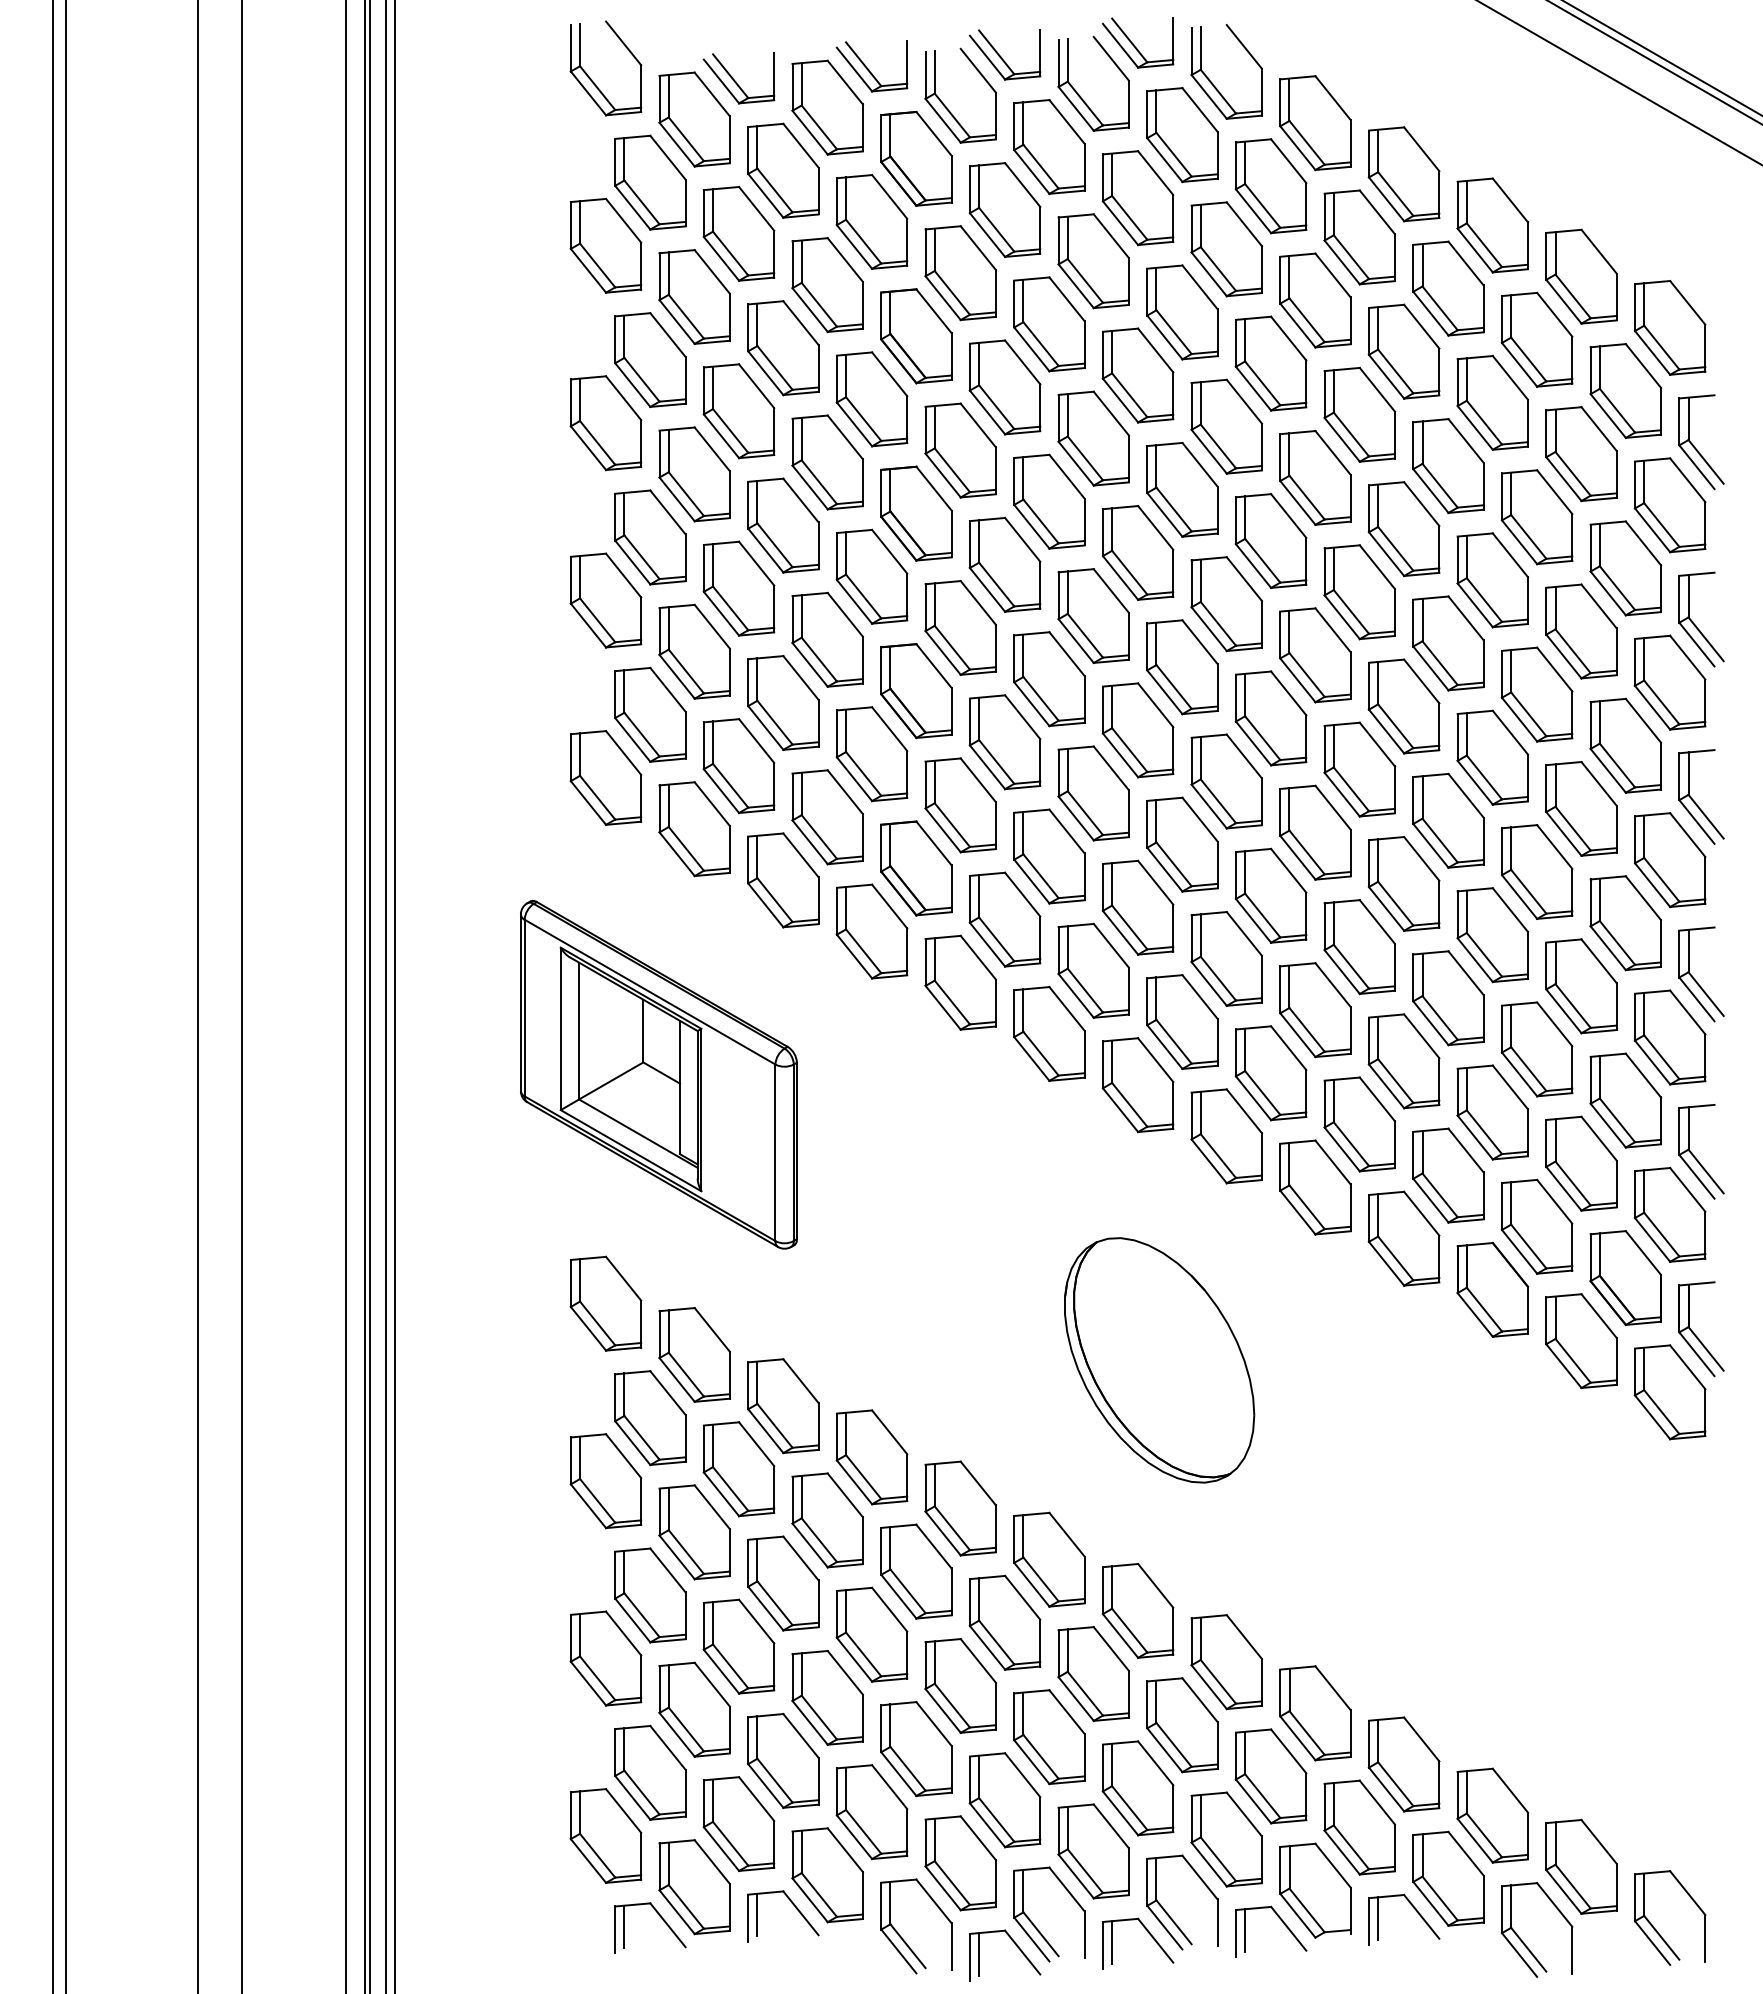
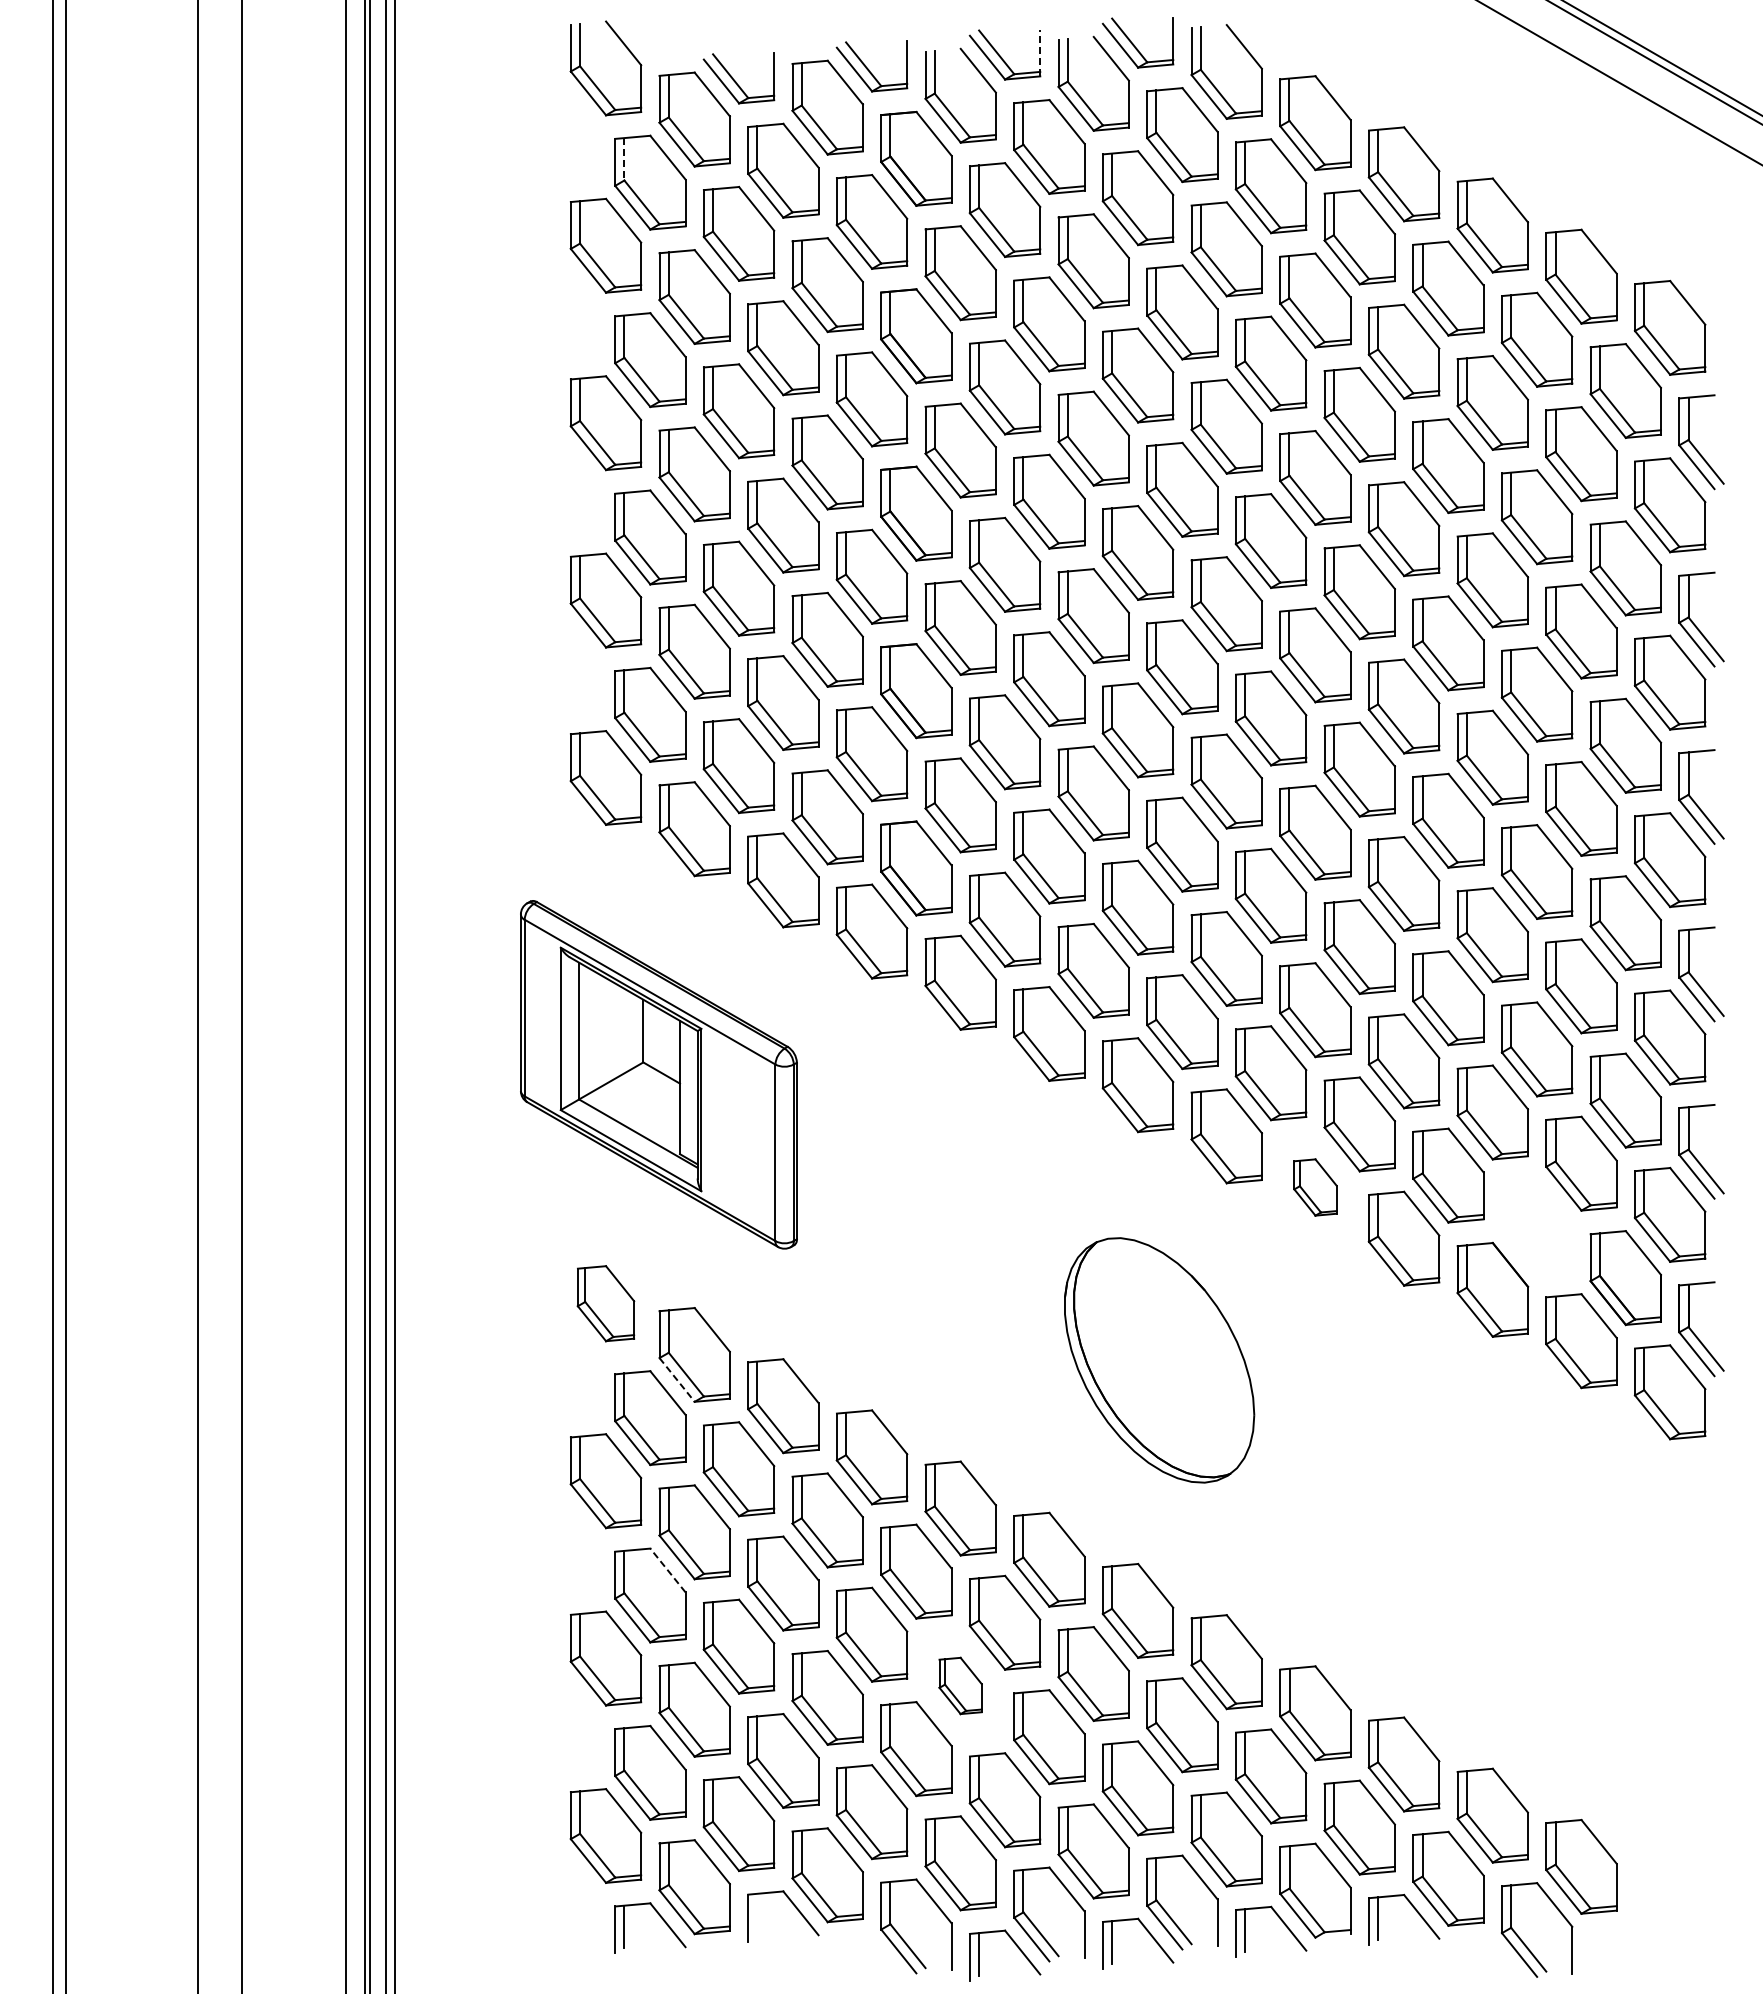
line: solid -> dashed (1040, 52)
line: solid -> dashed (624, 159)
part size: 73x97 px -> 45x59 px (1315, 1187)
part: present -> none (1536, 1226)
part size: 74x97 px -> 60x78 px (605, 1303)
line: solid -> dashed (677, 1380)
line: solid -> dashed (667, 1570)
part size: 73x96 px -> 45x60 px (960, 1685)
line: present -> none (757, 1914)
part: present -> none (1657, 1930)
